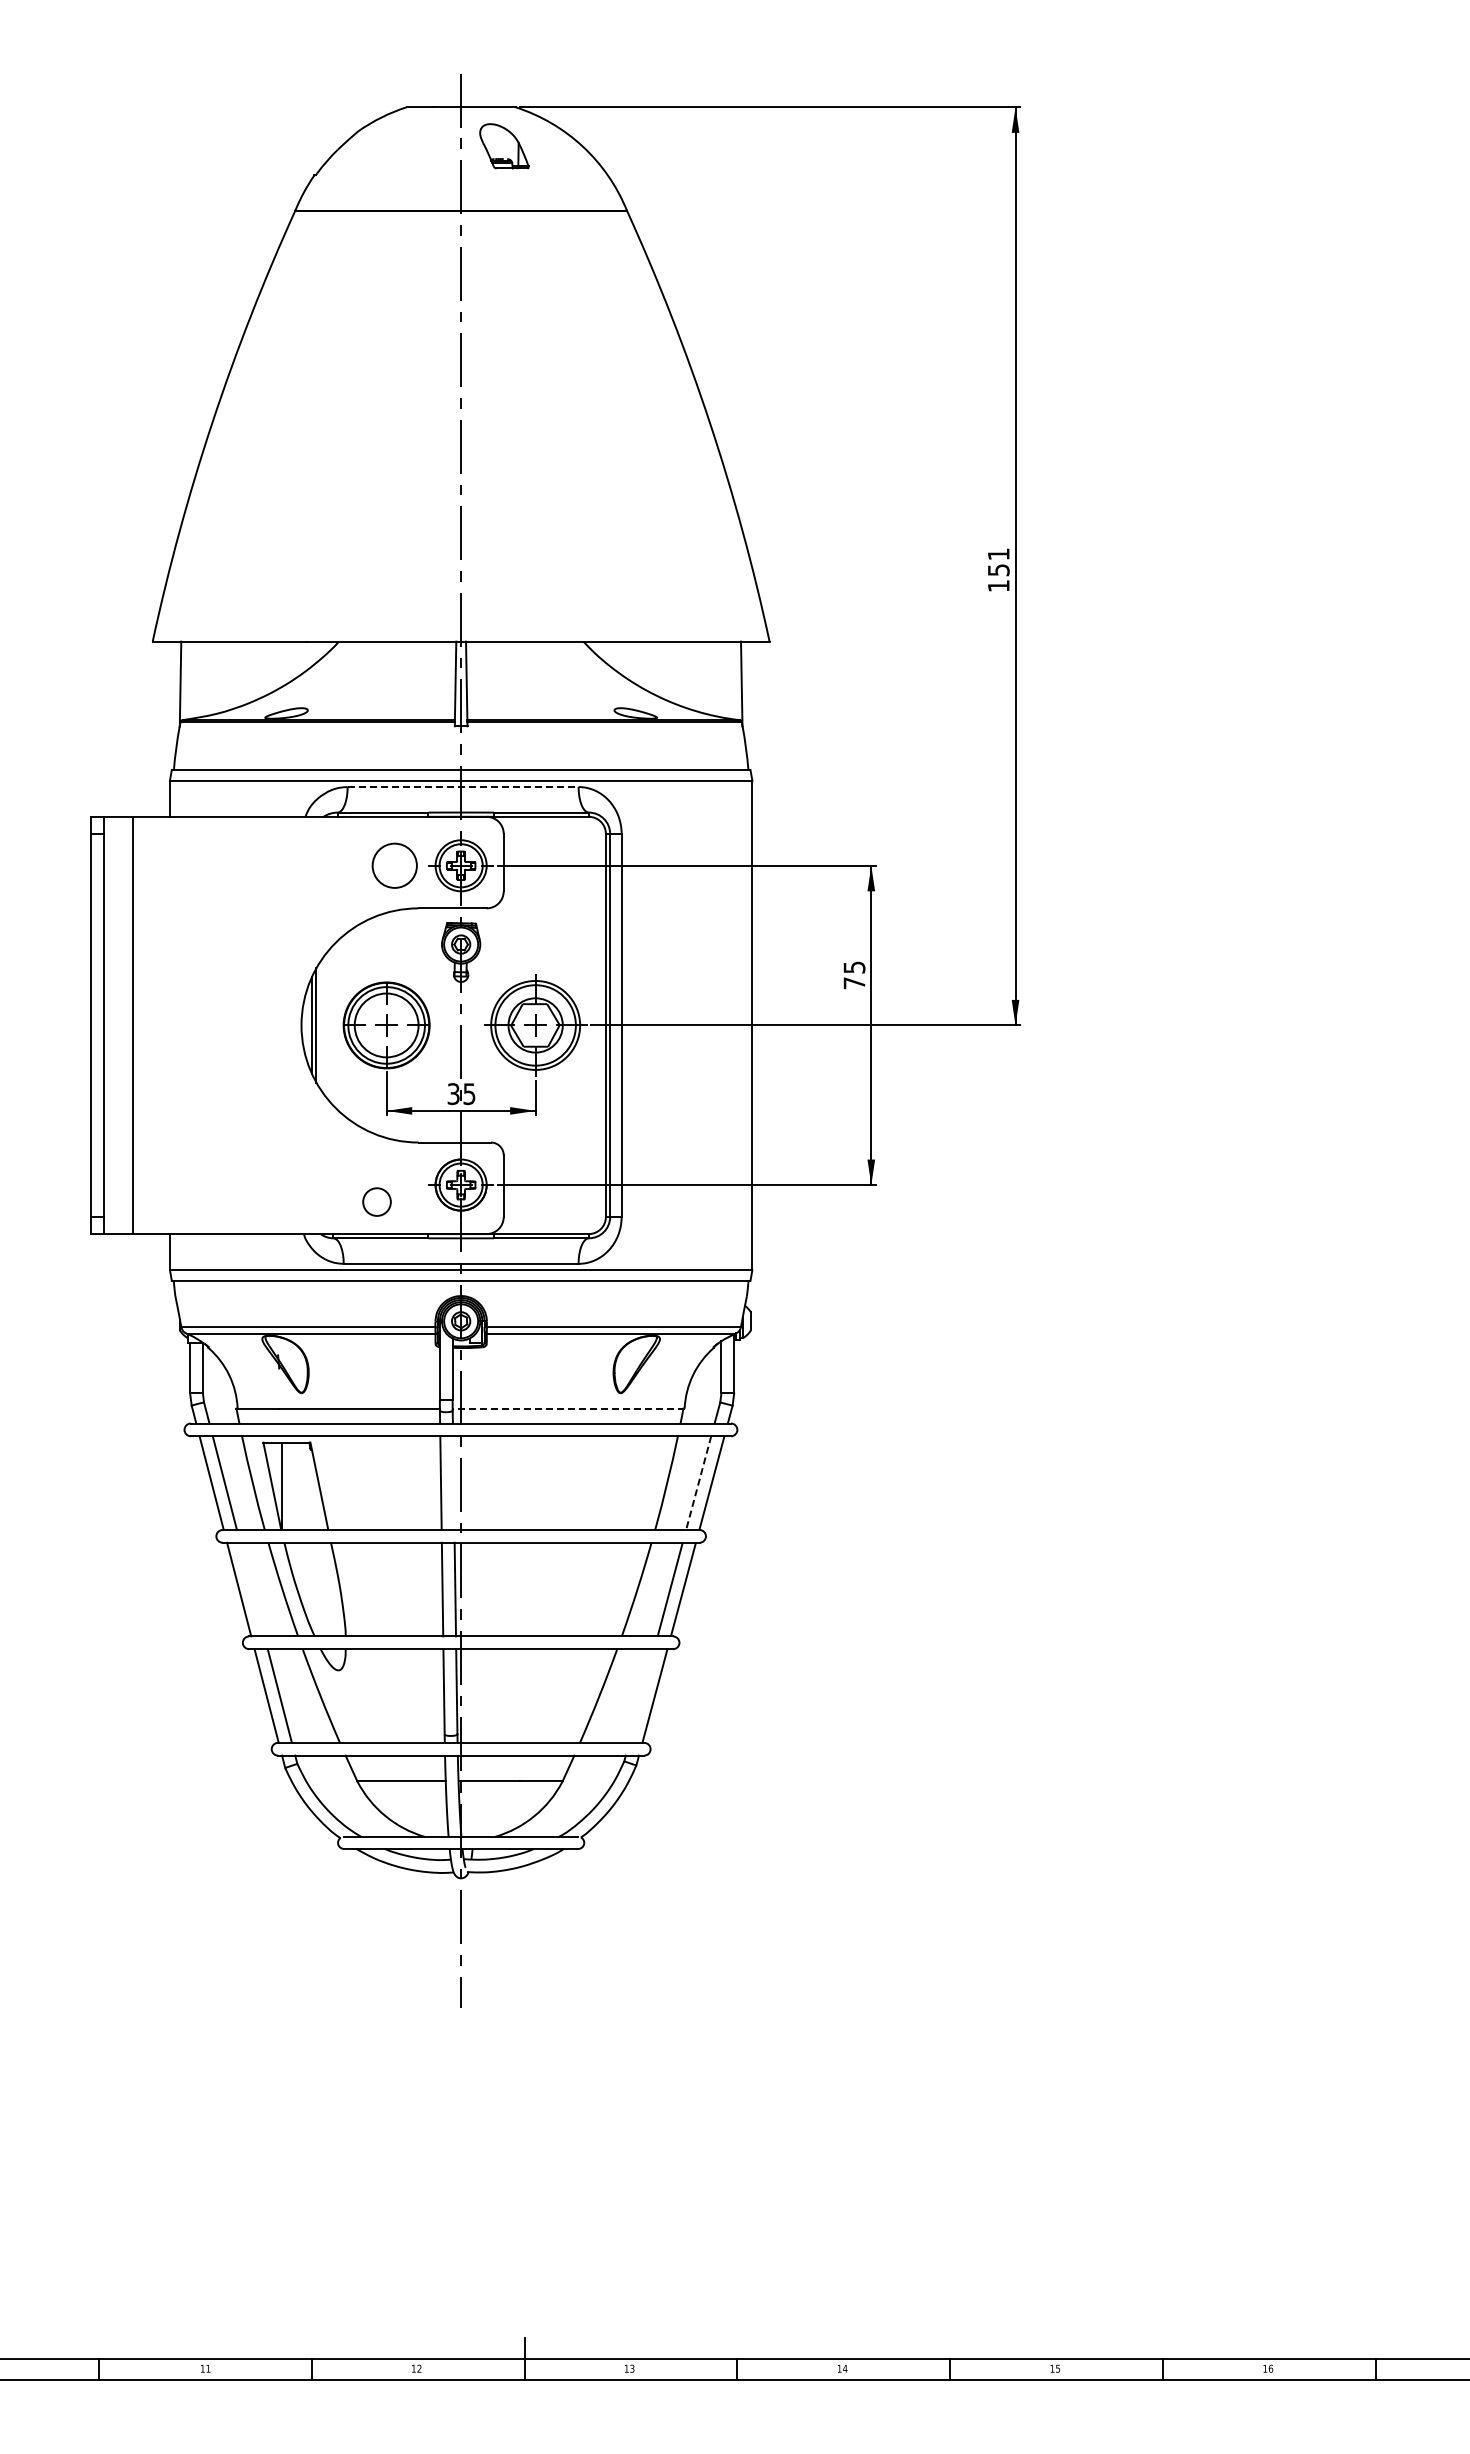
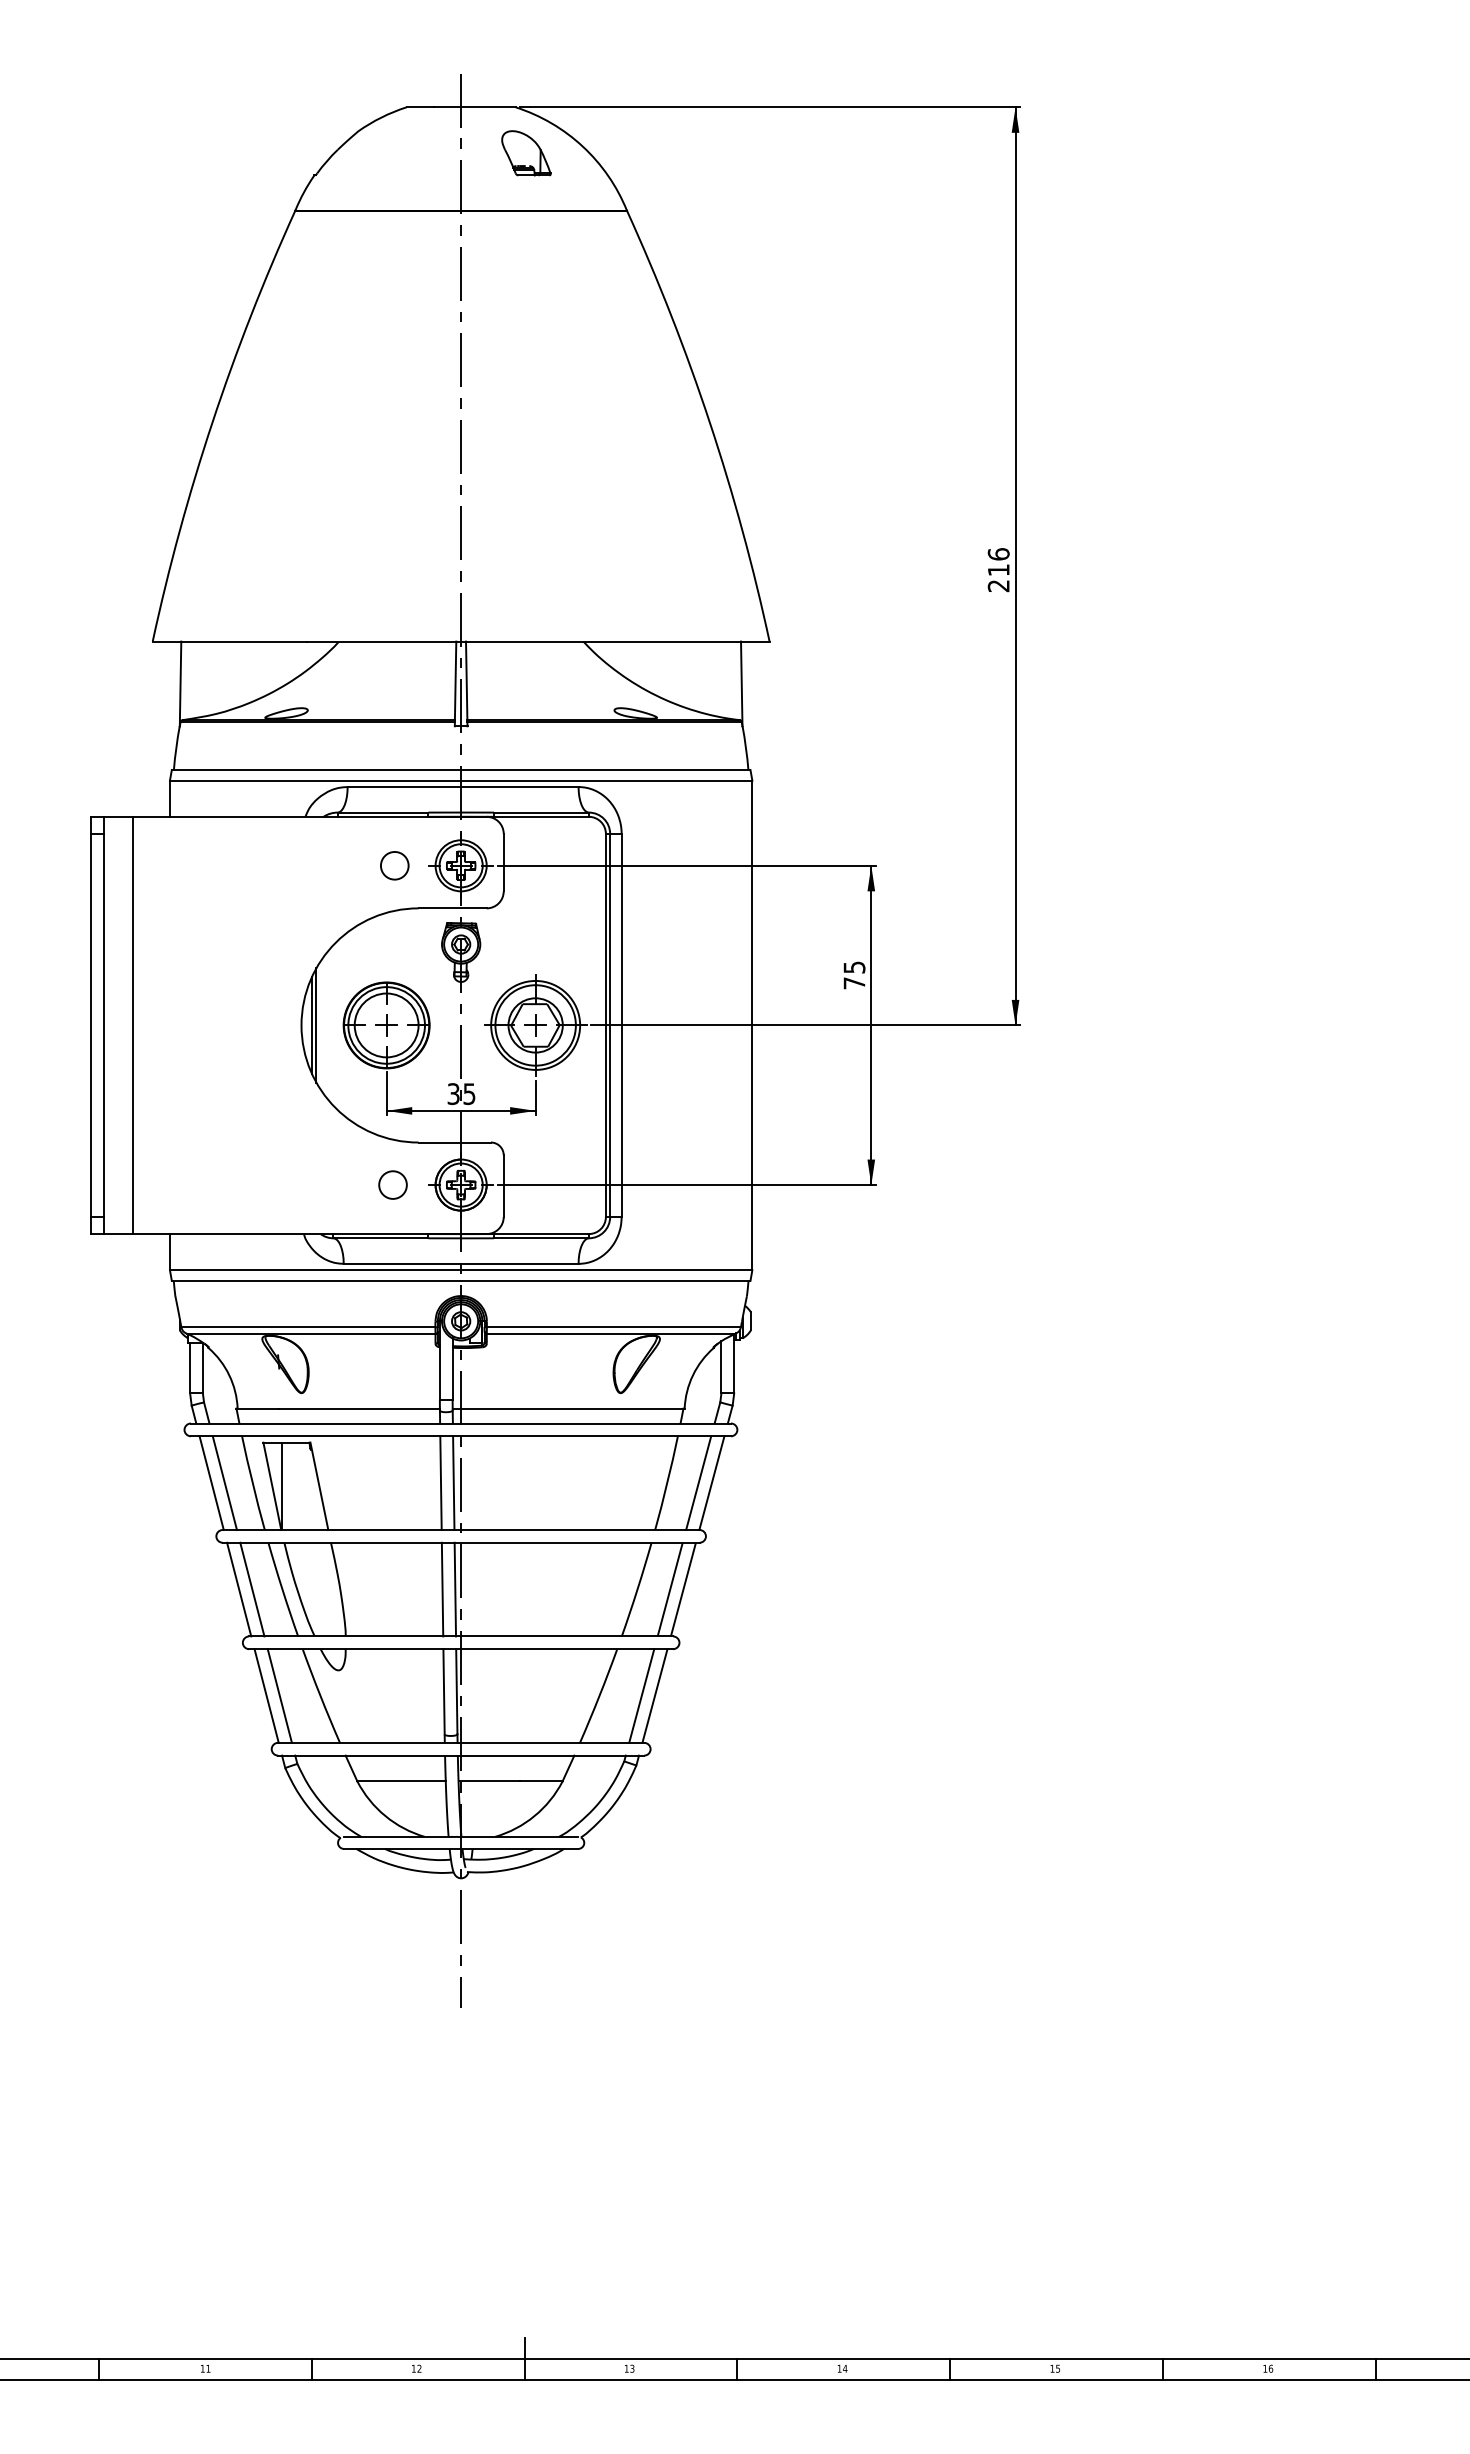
part position: (504, 146) -> (526, 153) (526, 153)
text: 151 -> 216 (998, 570)
line: dashed -> solid (463, 787)
circle diameter: 44 px -> 28 px (394, 865)
circle position: (376, 1201) -> (392, 1184) (392, 1184)
line: dashed -> solid (568, 1408)
line: none -> present (453, 1483)
line: dashed -> solid (698, 1483)
line: none -> present (252, 1589)
line: none -> present (641, 1695)
